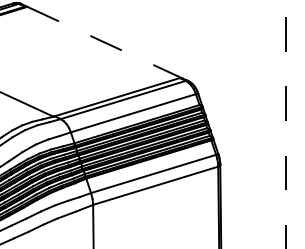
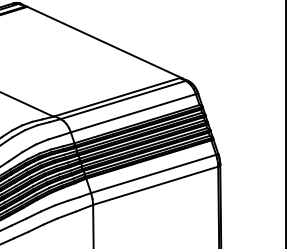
line: dashed -> solid (105, 42)
line: dashed -> solid (286, 124)
